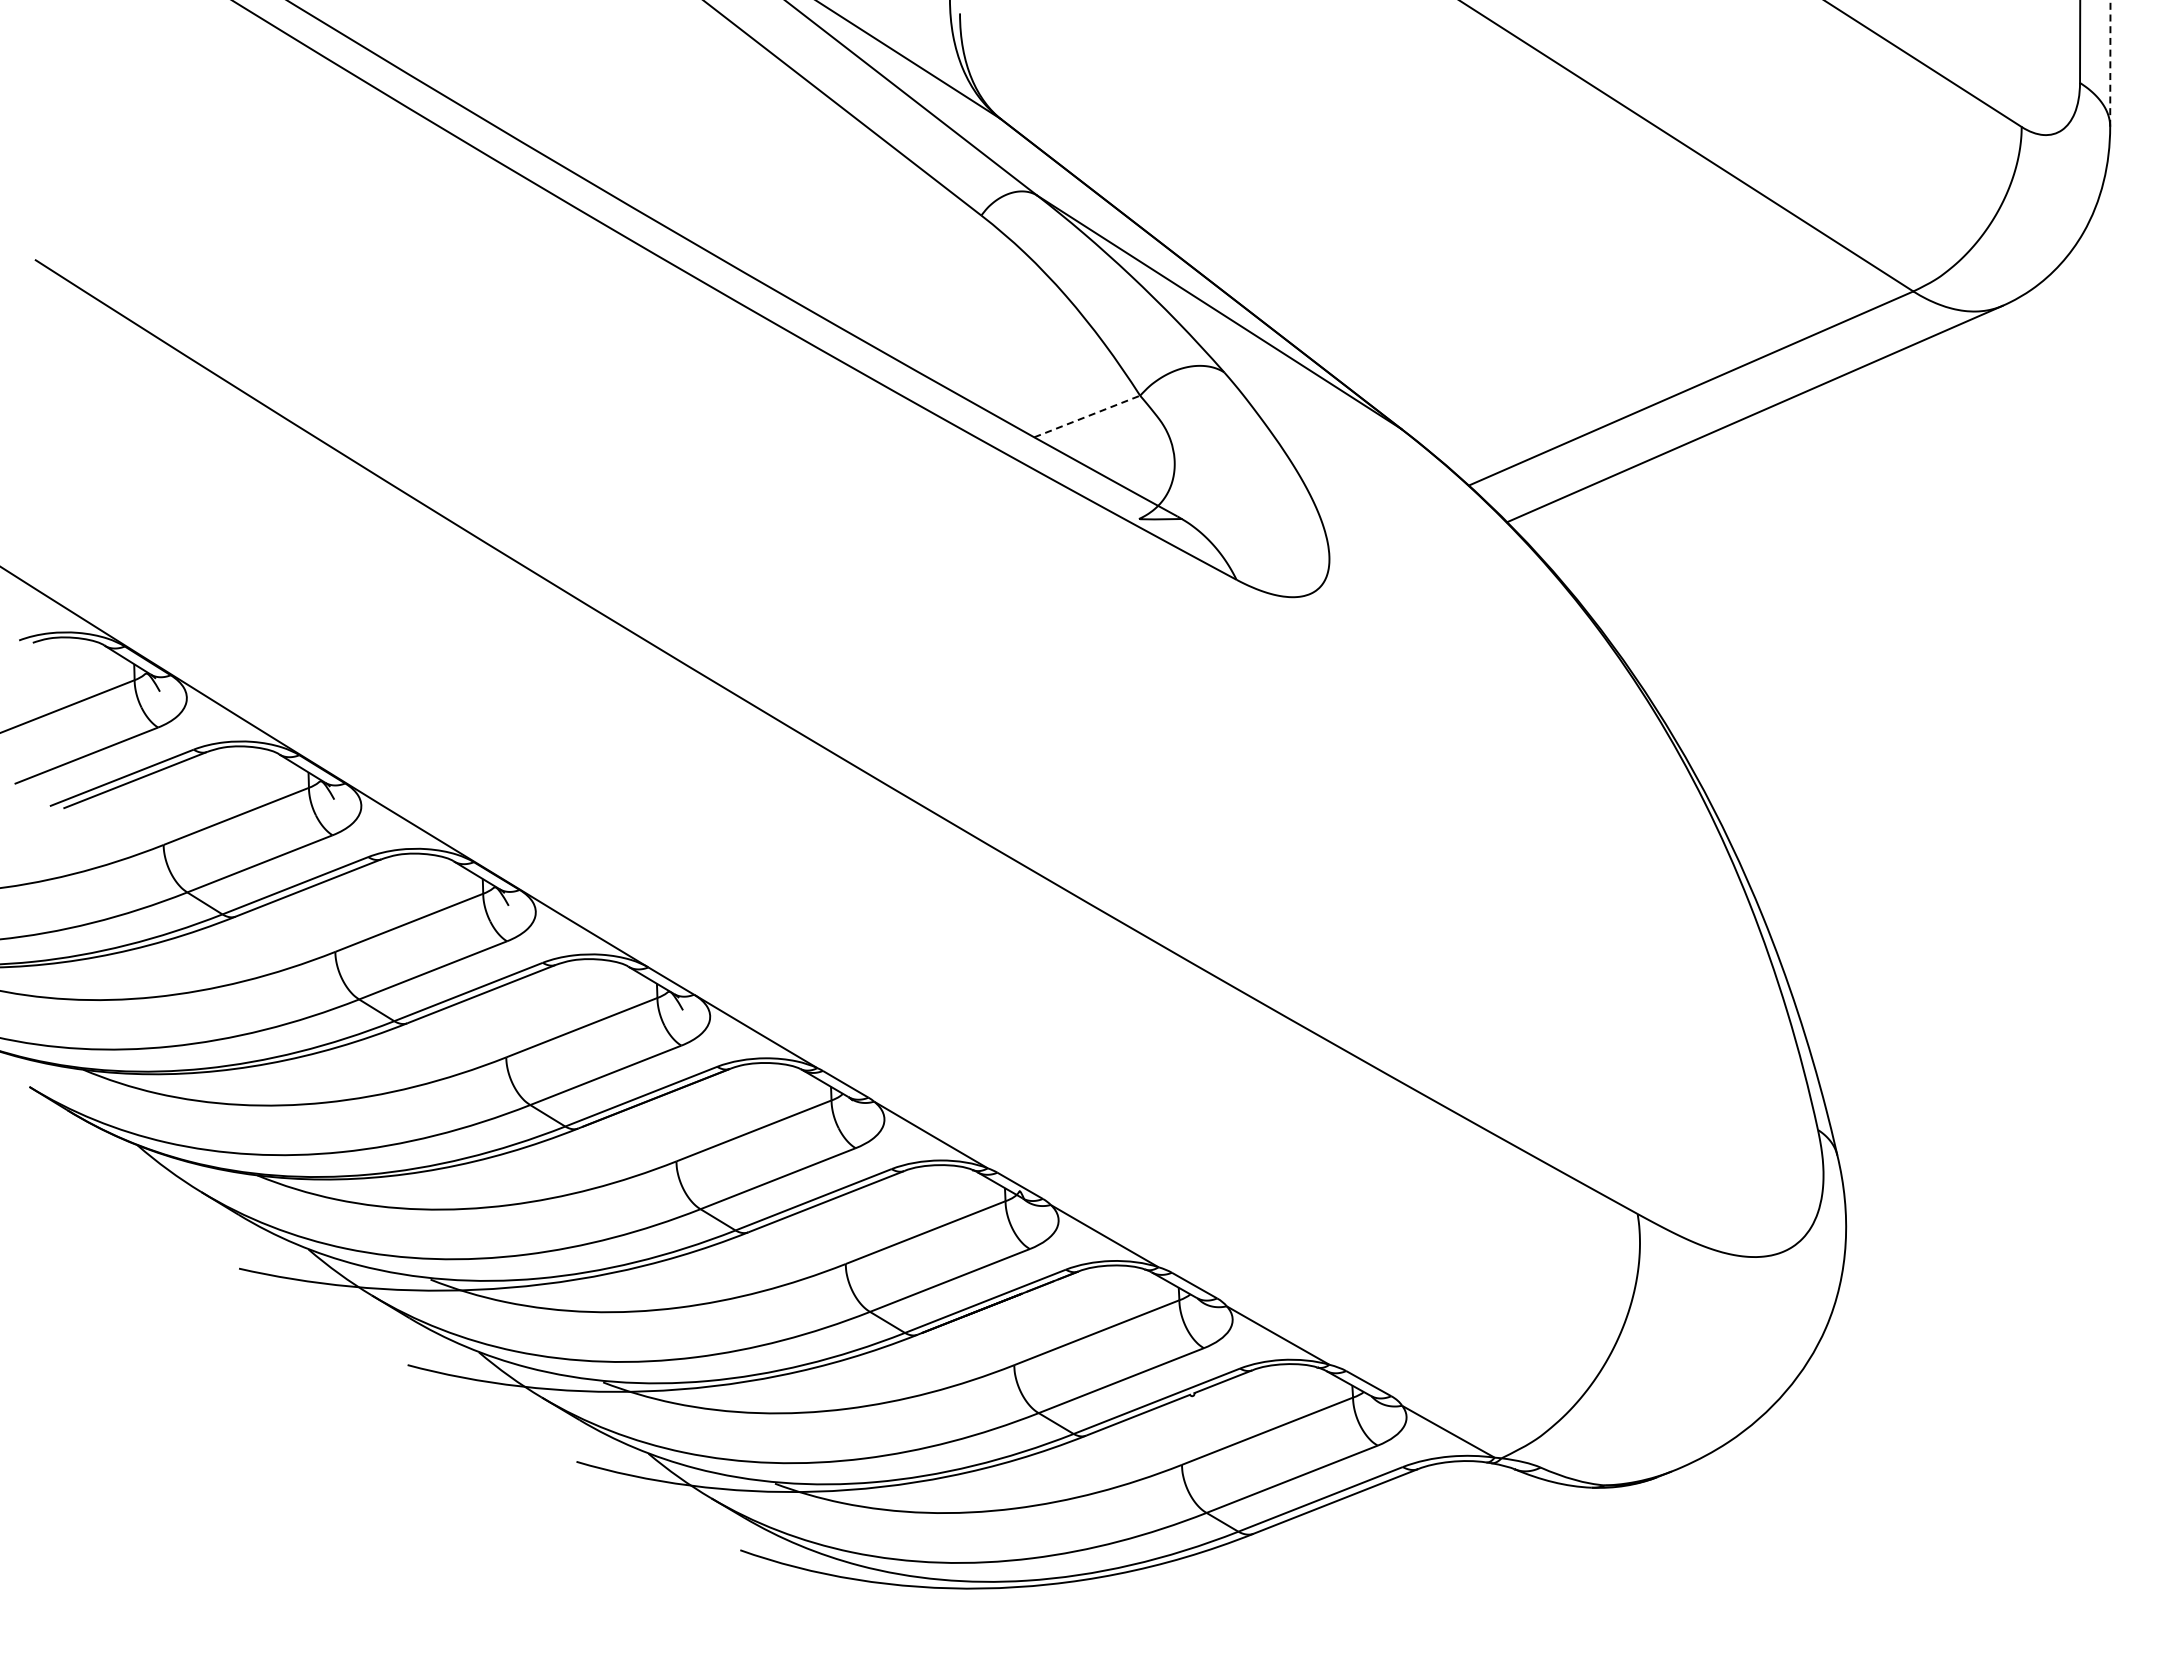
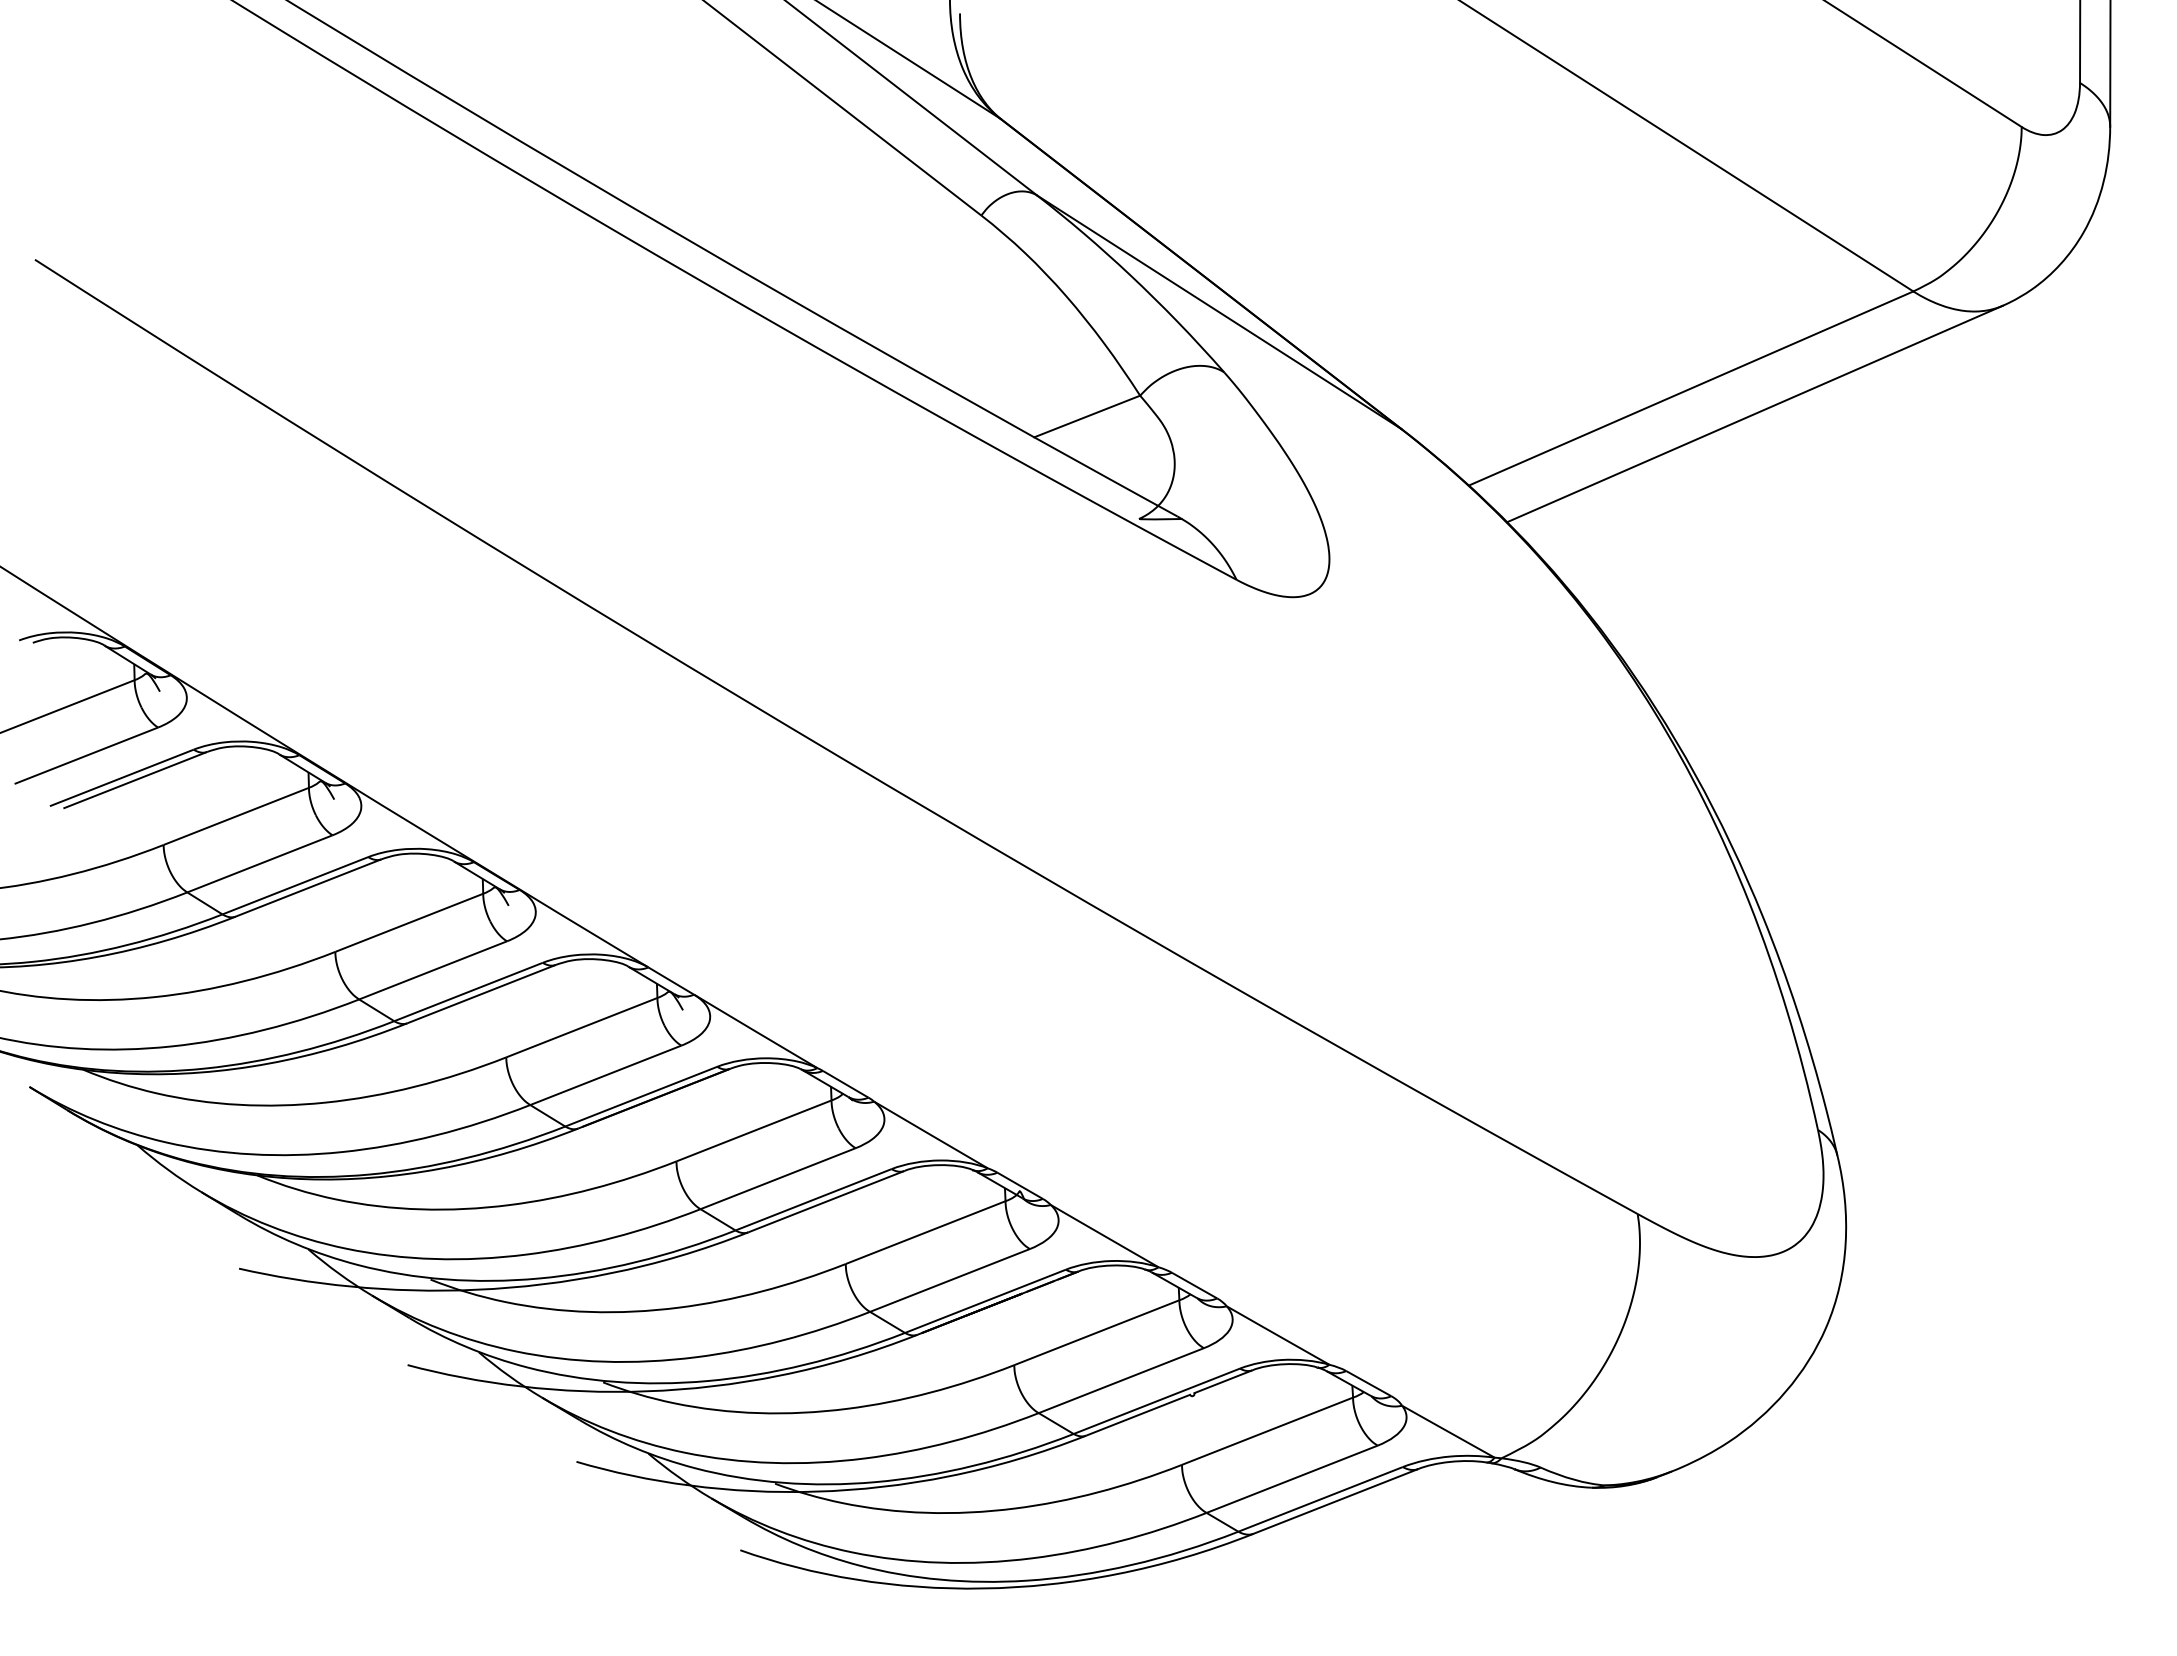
line: dashed -> solid (2110, 63)
line: dashed -> solid (1087, 416)
